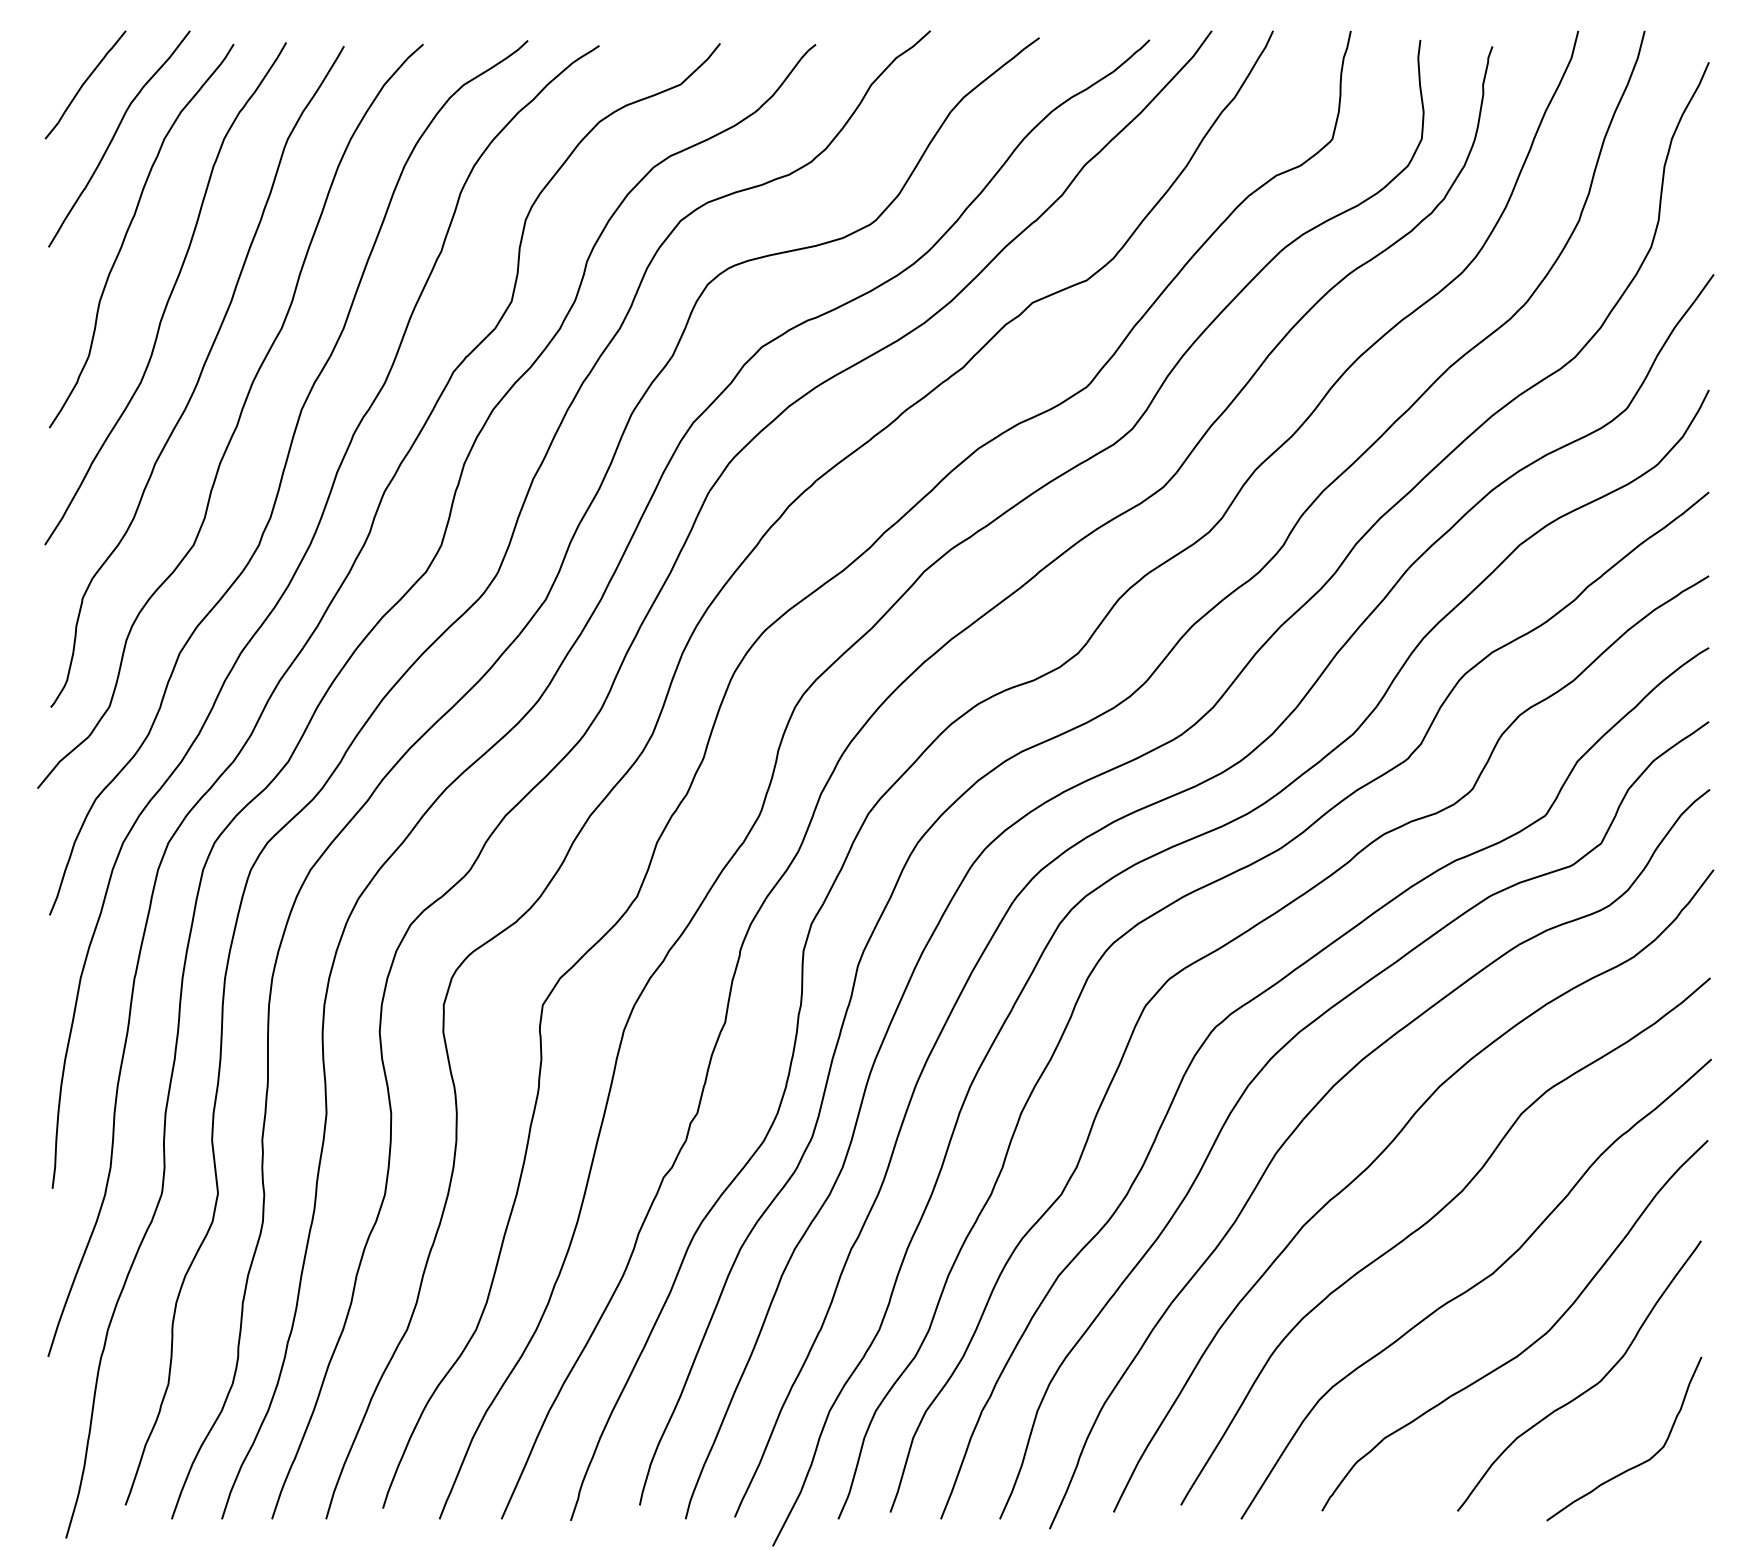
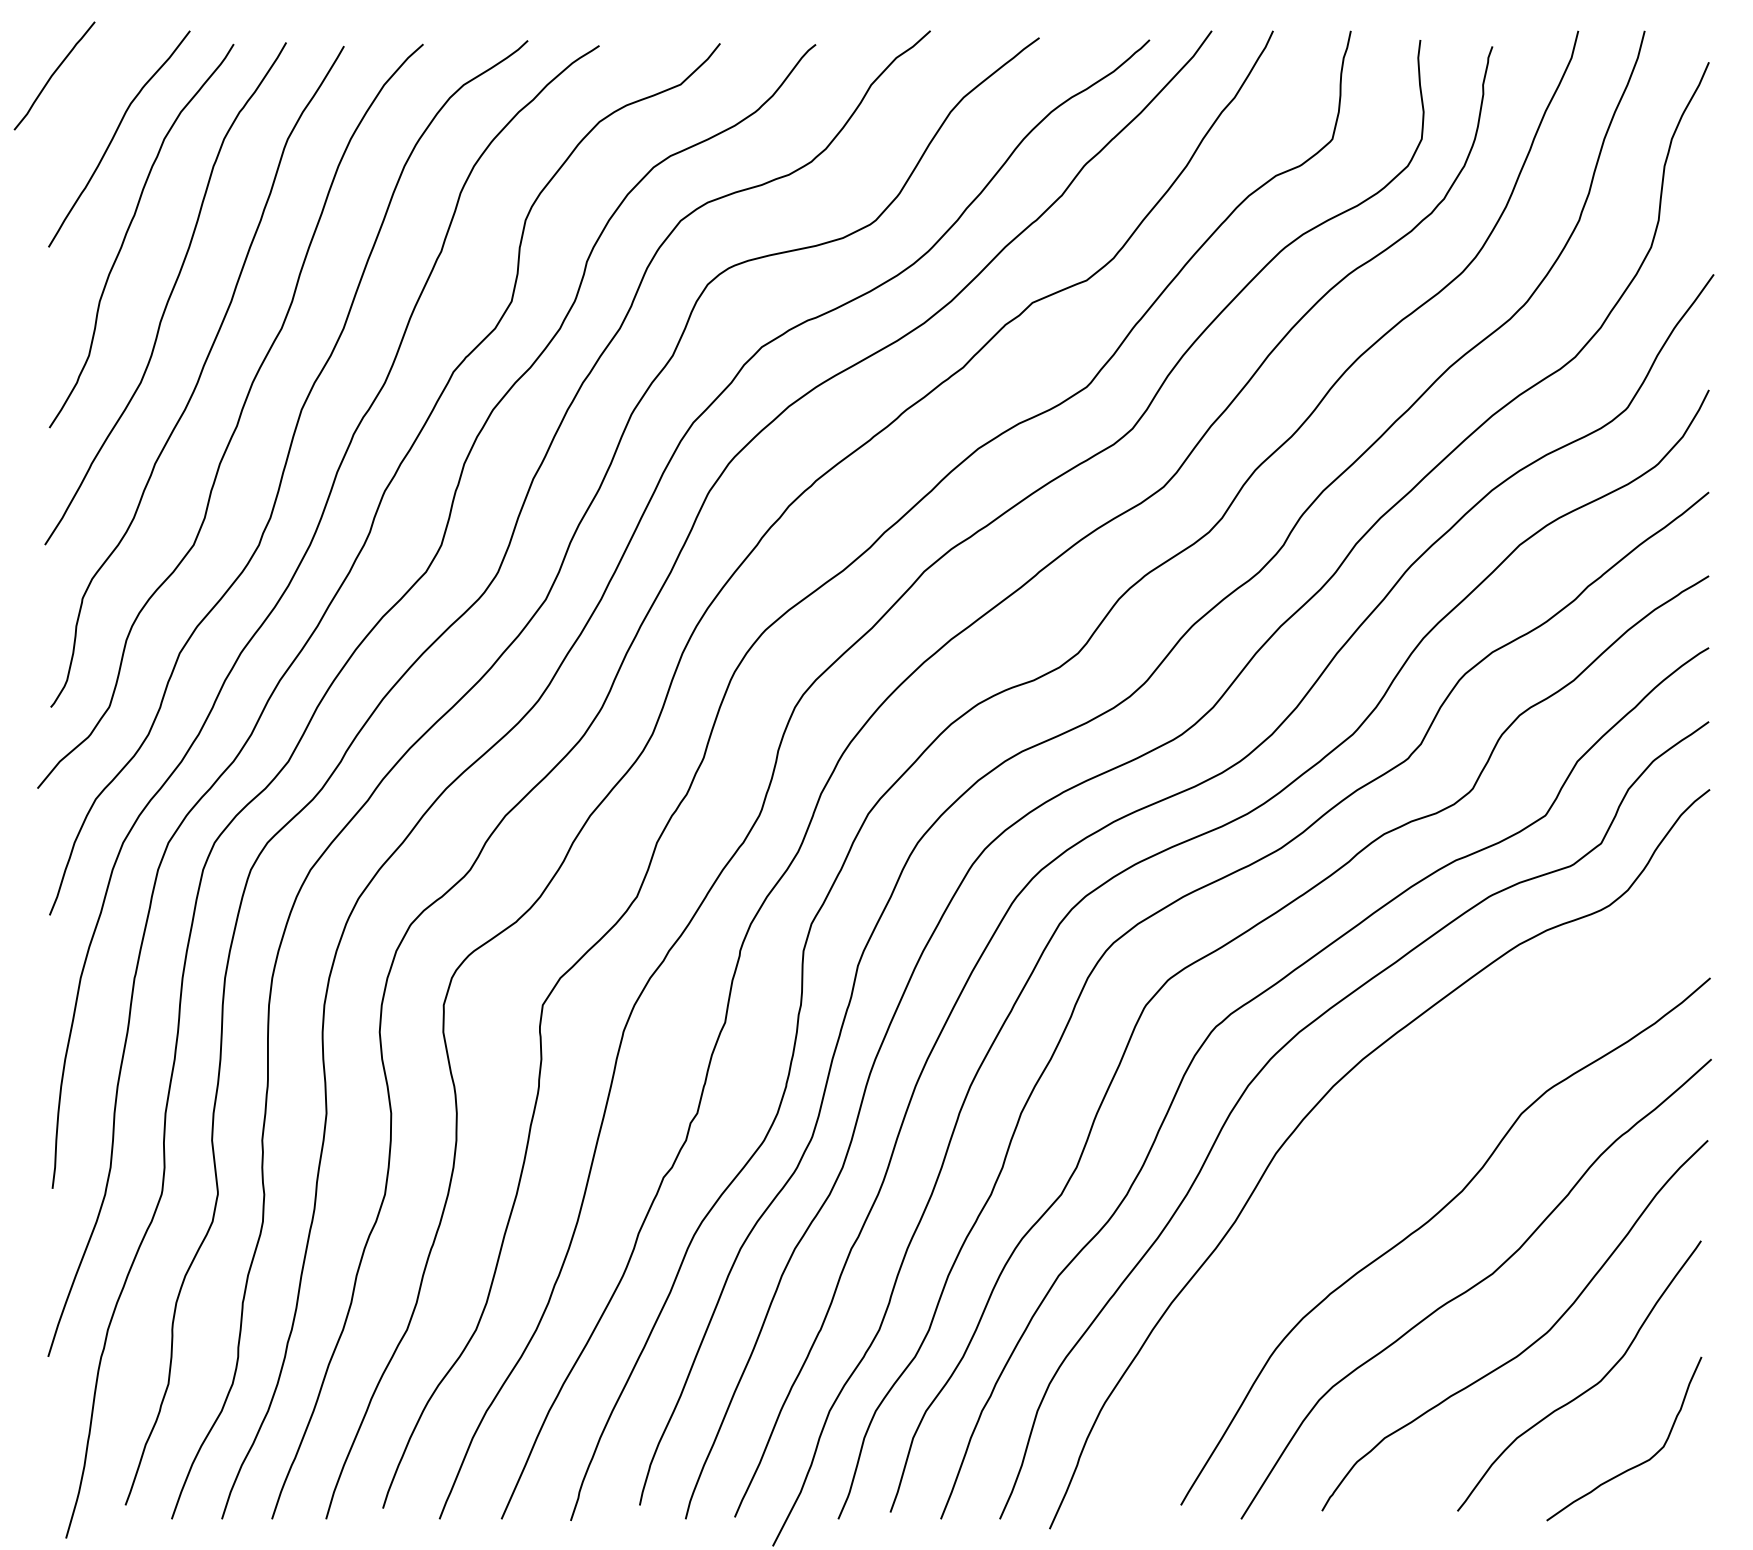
curve position: (85, 83) -> (54, 74) (54, 74)
curve: present -> none (1374, 1162)
